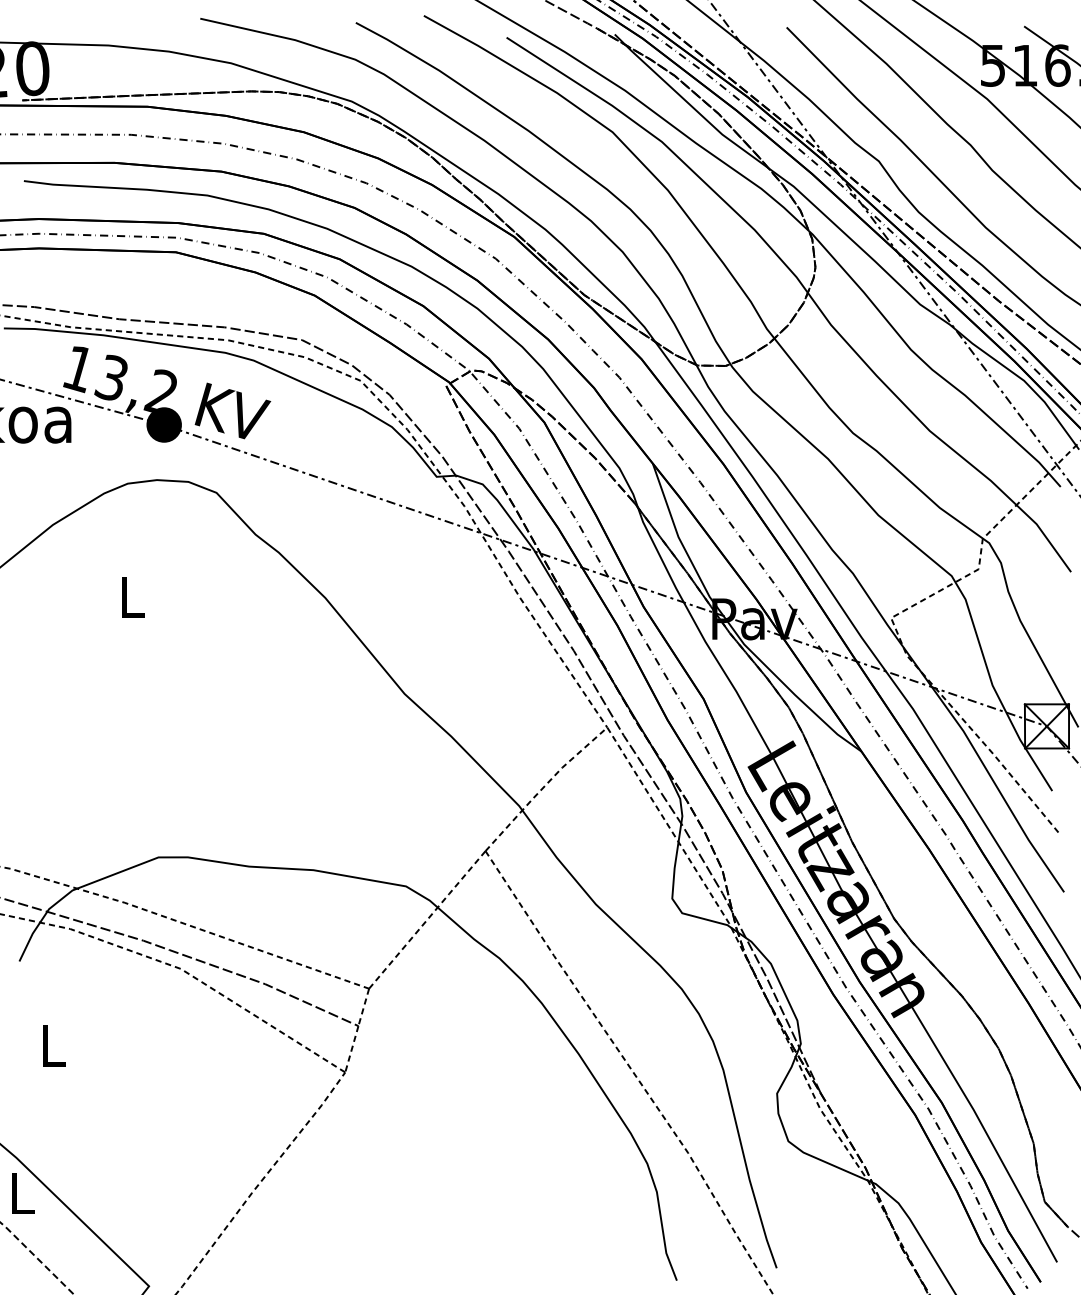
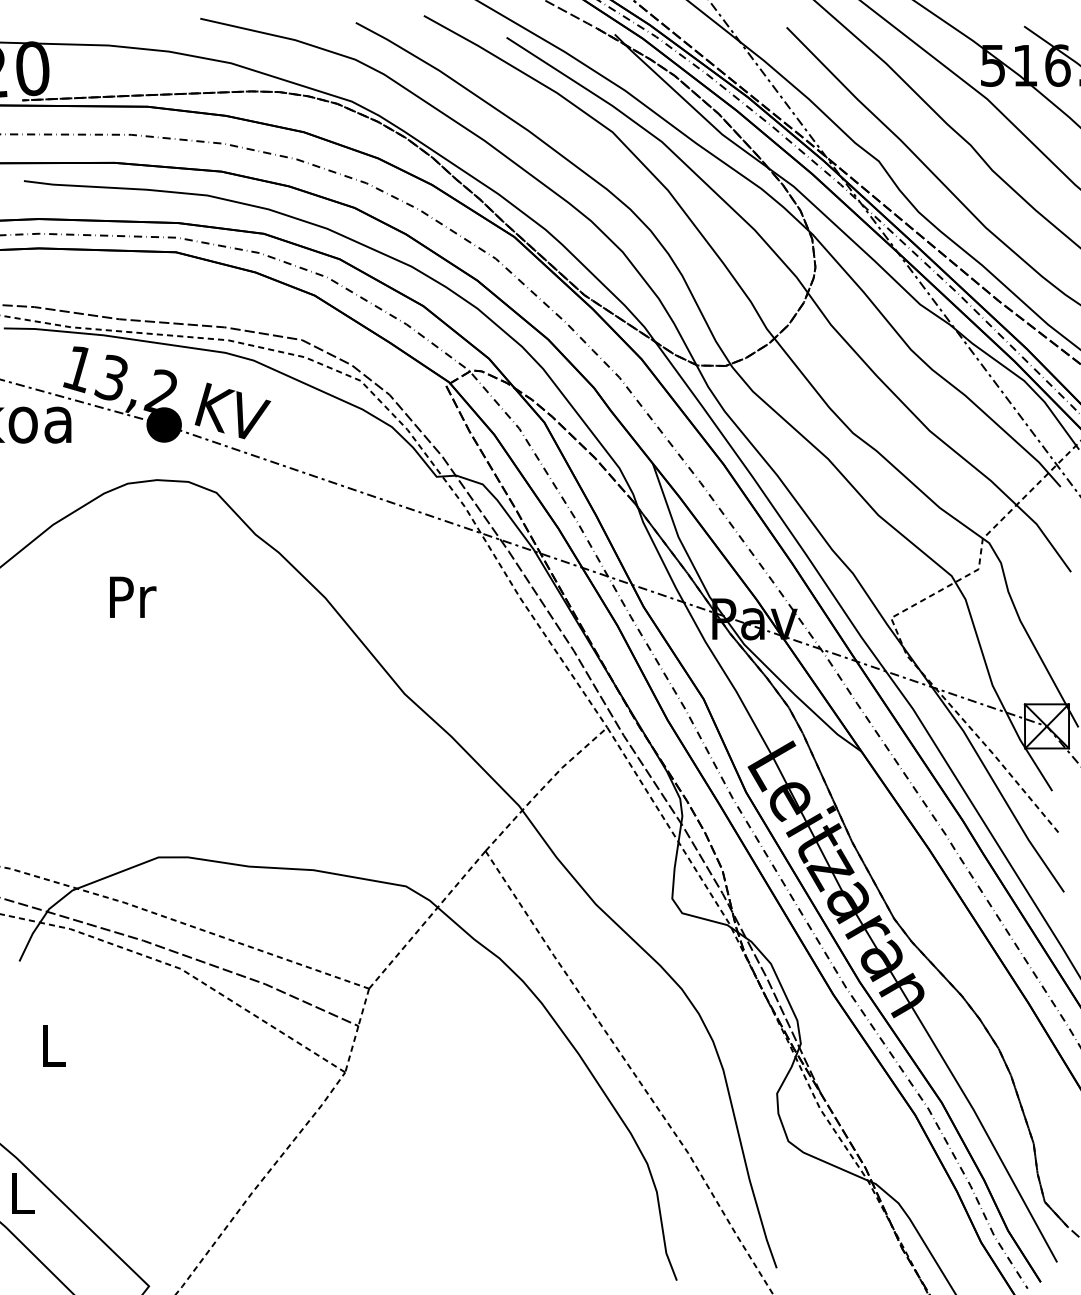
text: L -> Pr (133, 596)
line: dashed -> solid (37, 1258)
